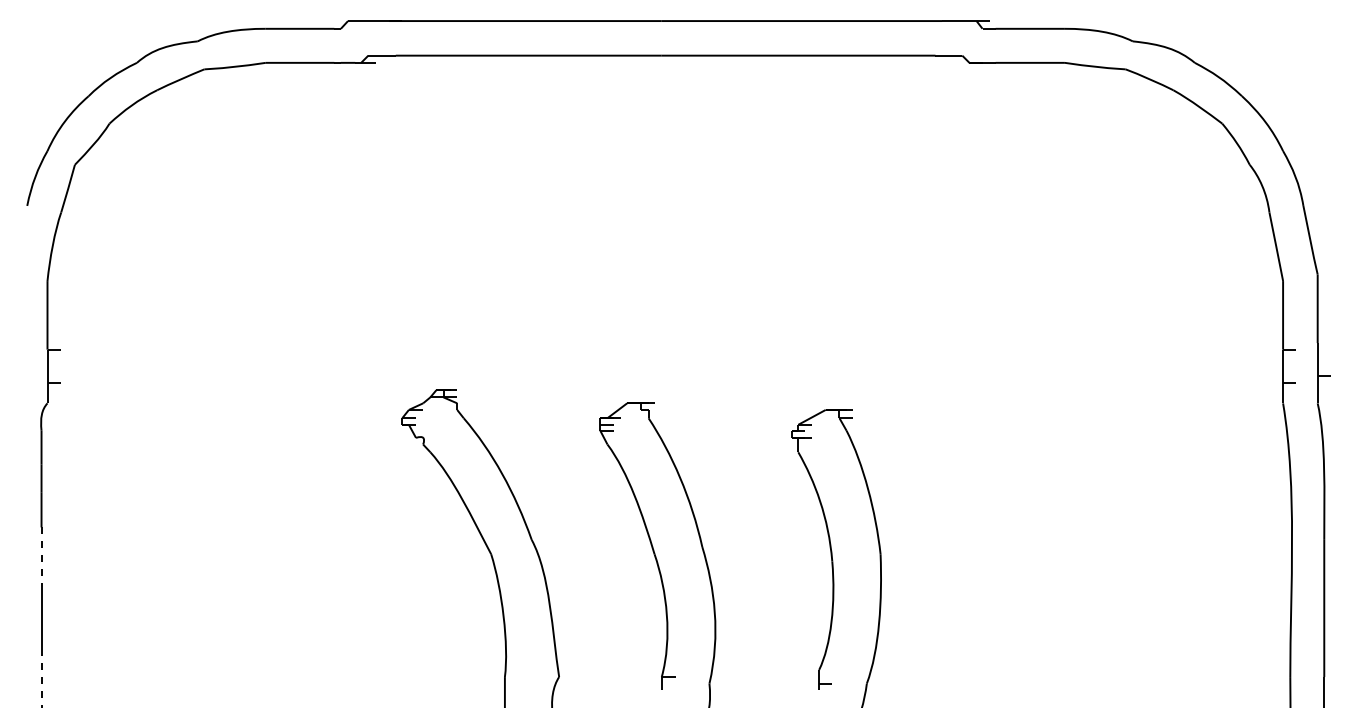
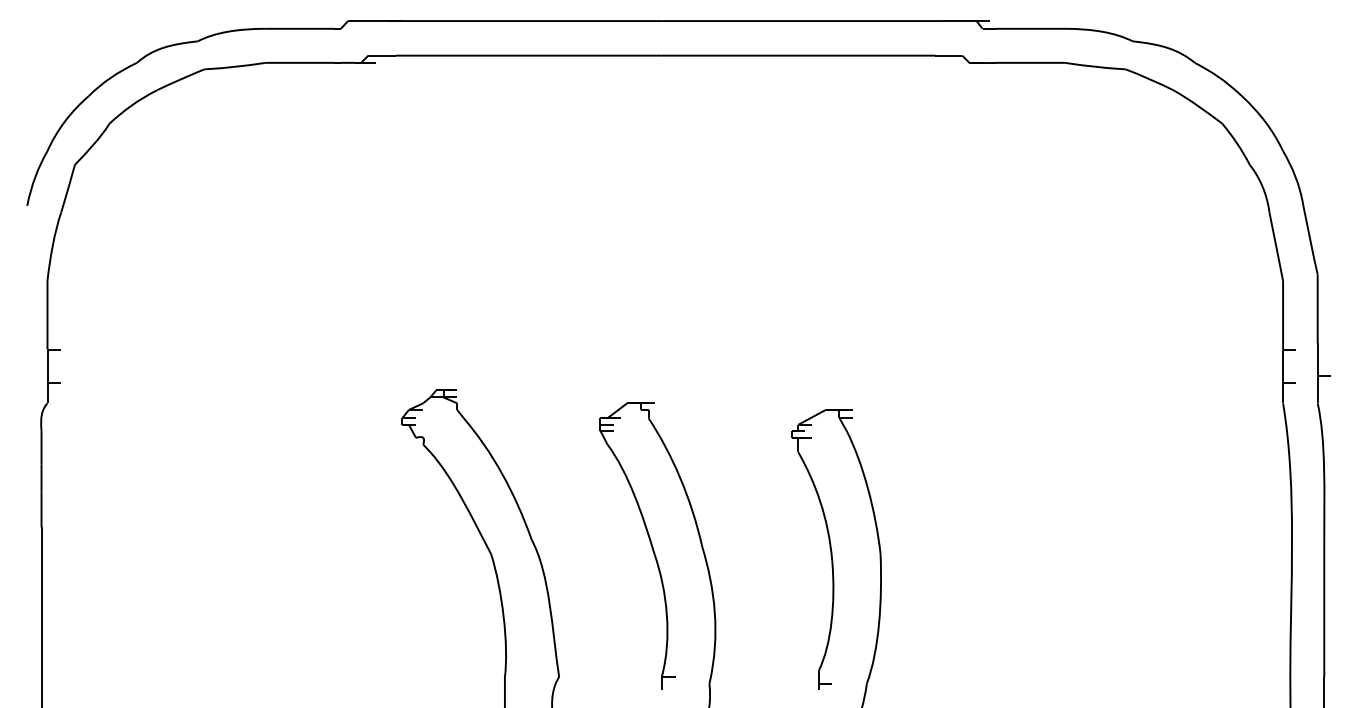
line: dashed -> solid (41, 558)
line: dashed -> solid (41, 678)
